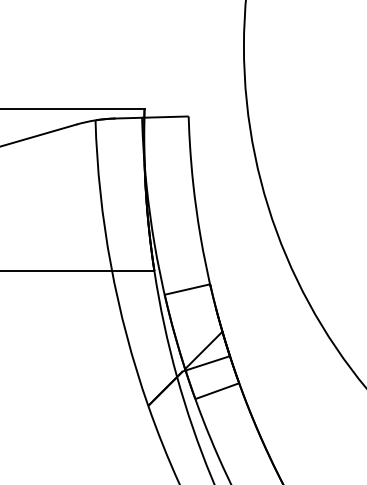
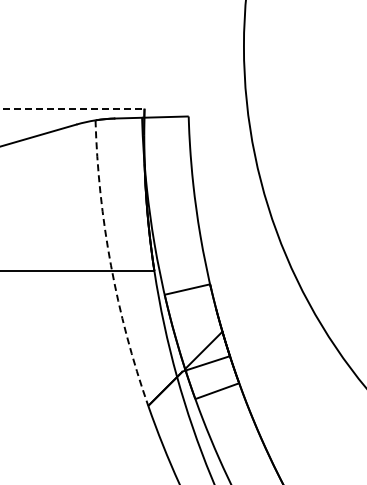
line: solid -> dashed (72, 108)
arc: solid -> dashed (110, 265)
